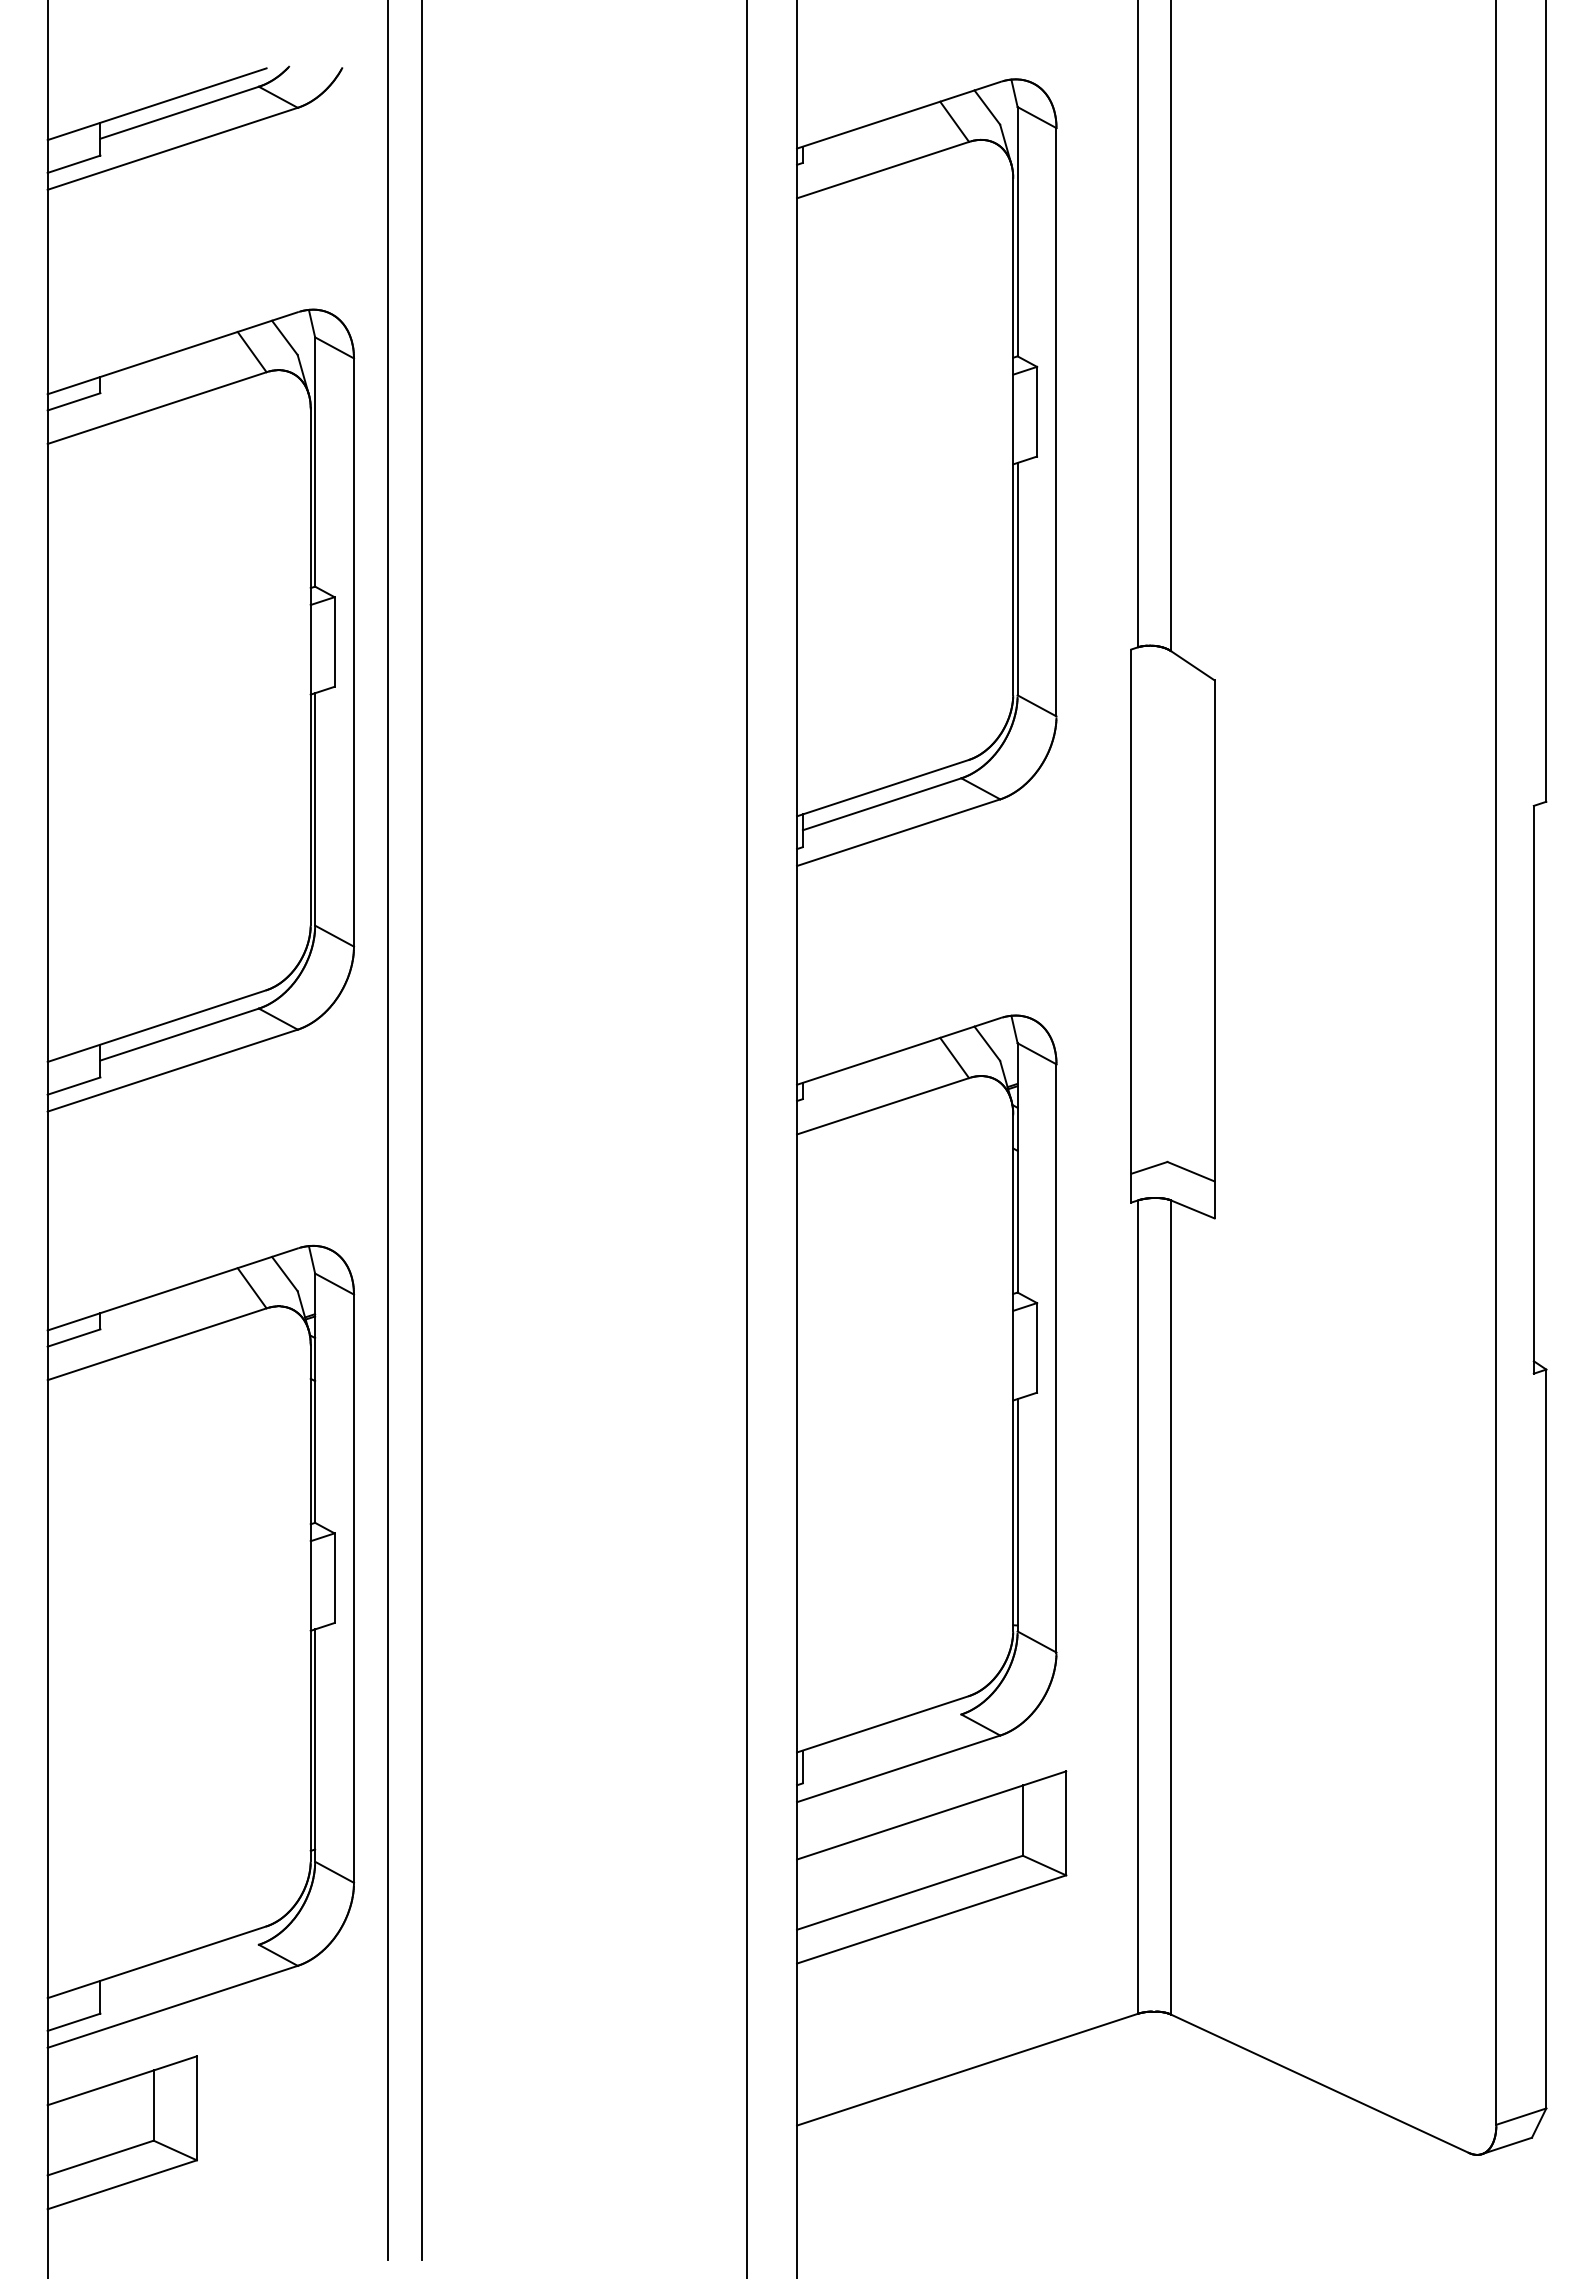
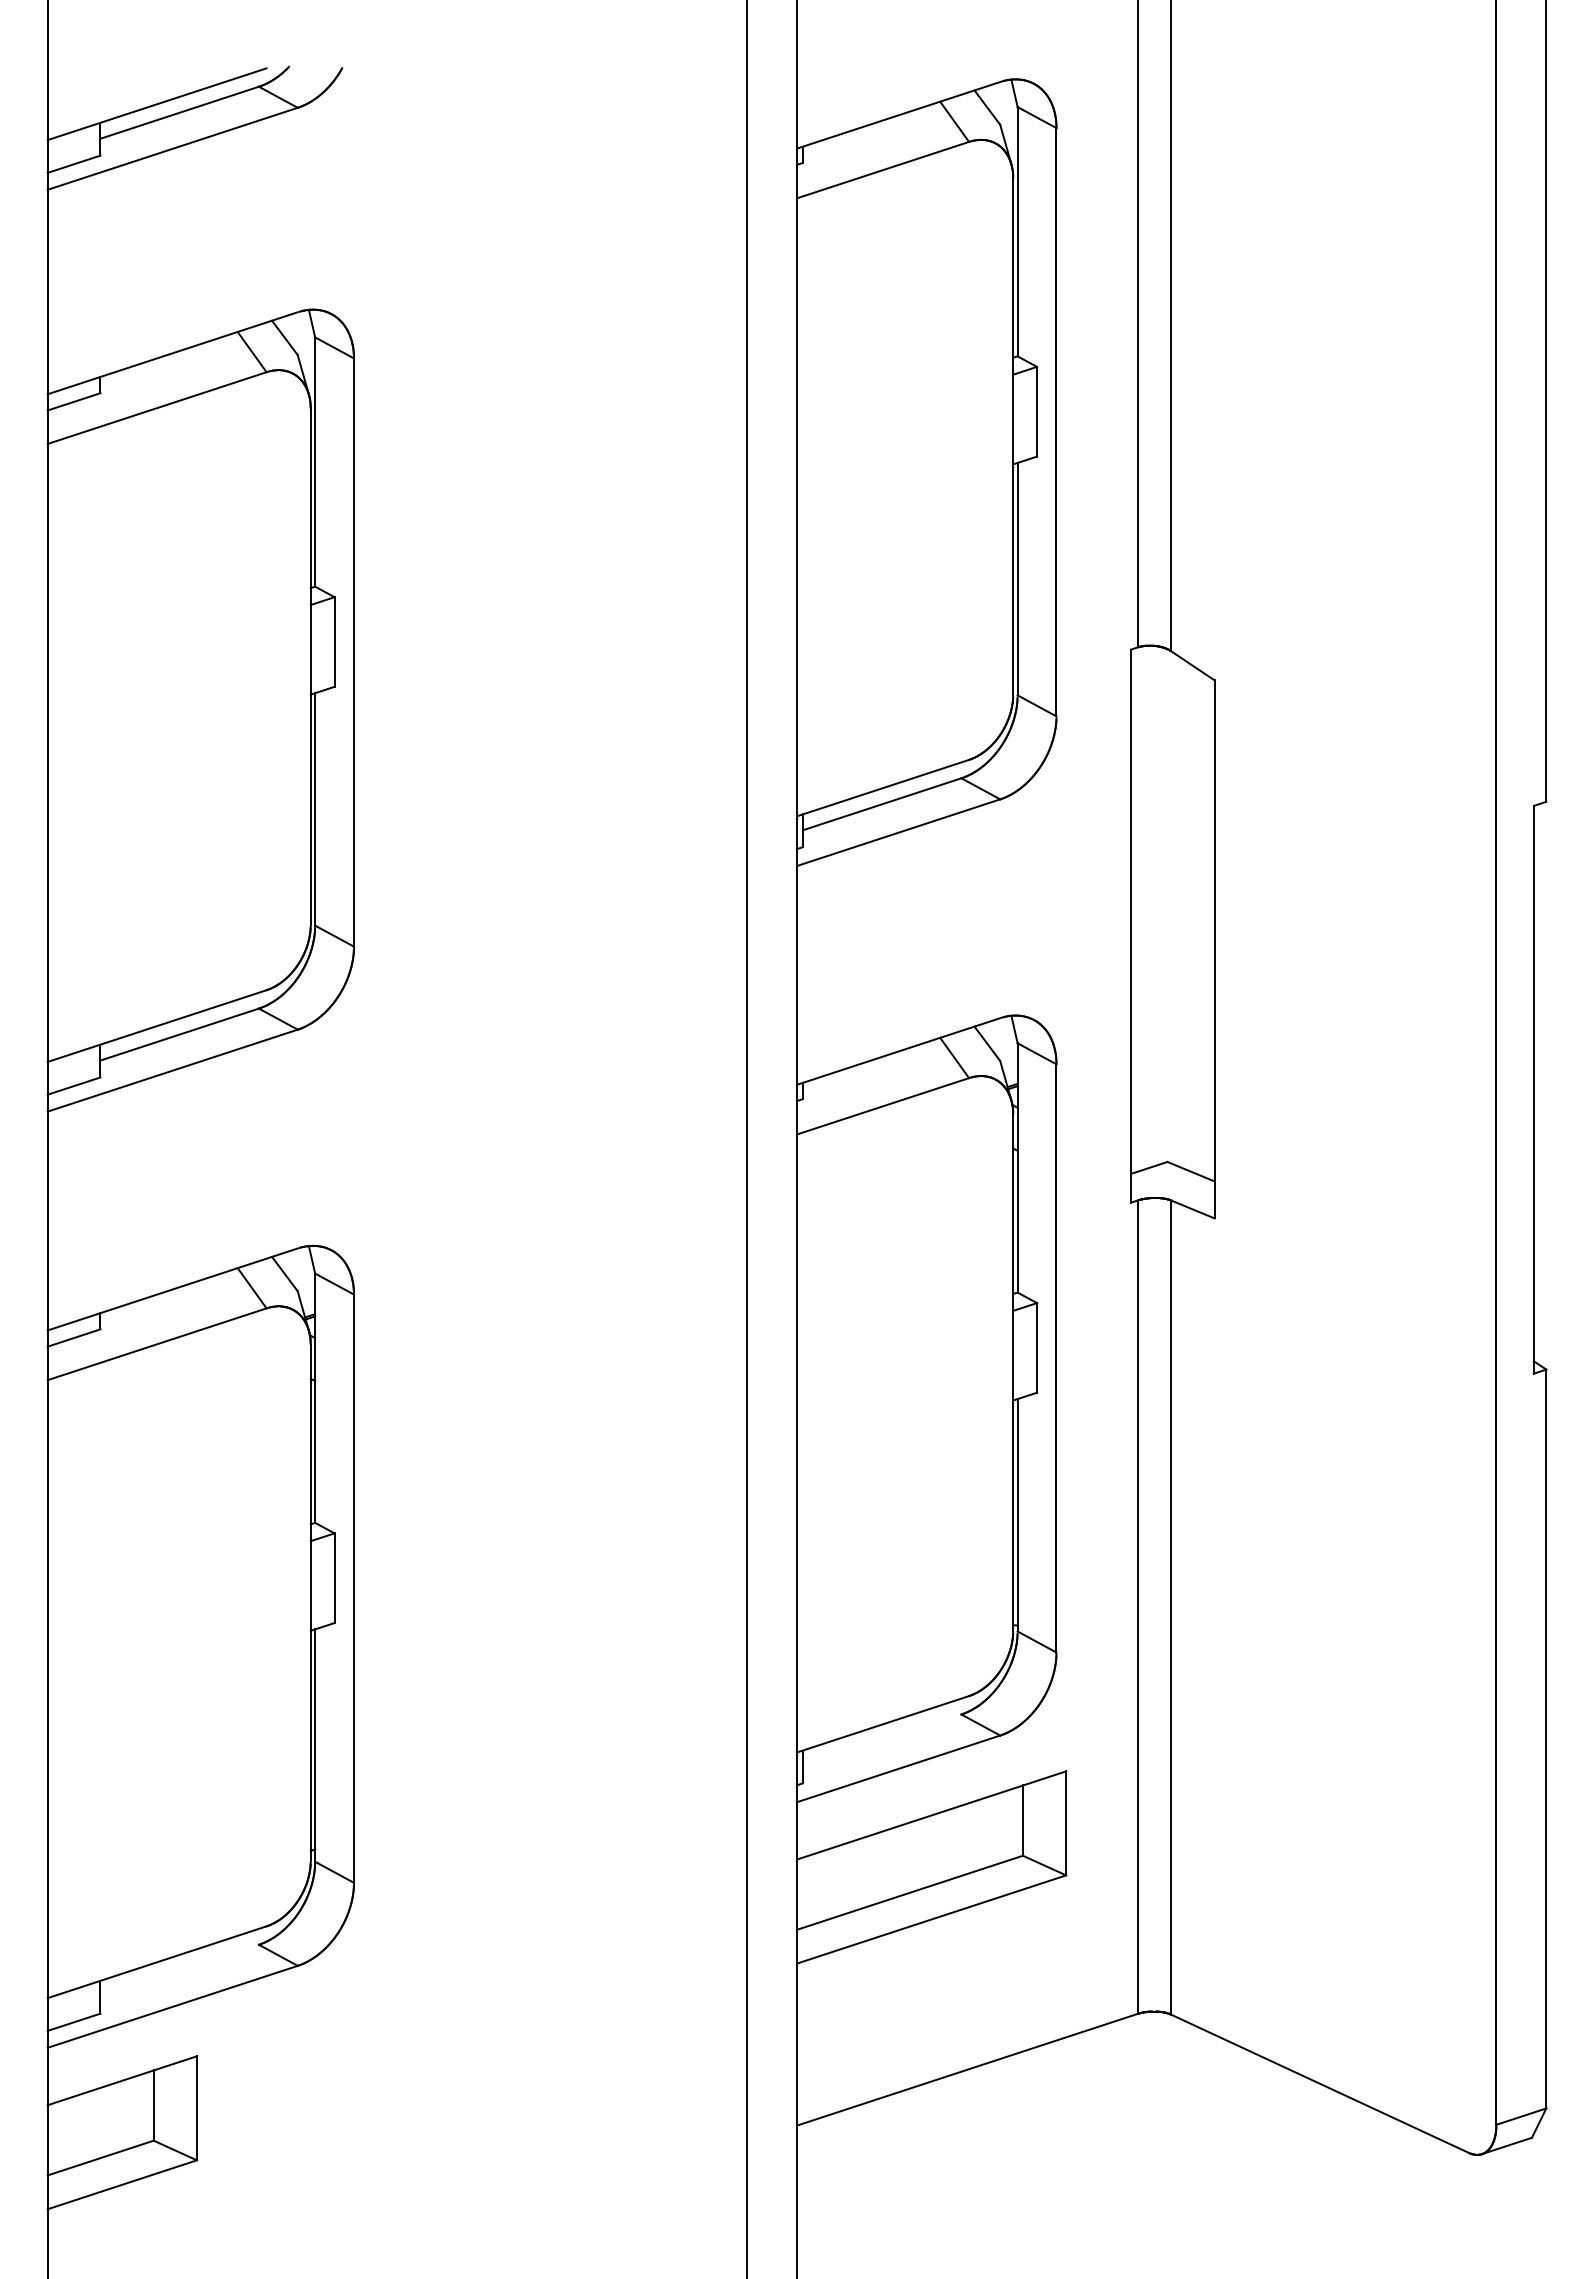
line: present -> none (388, 1130)
line: present -> none (421, 1131)
